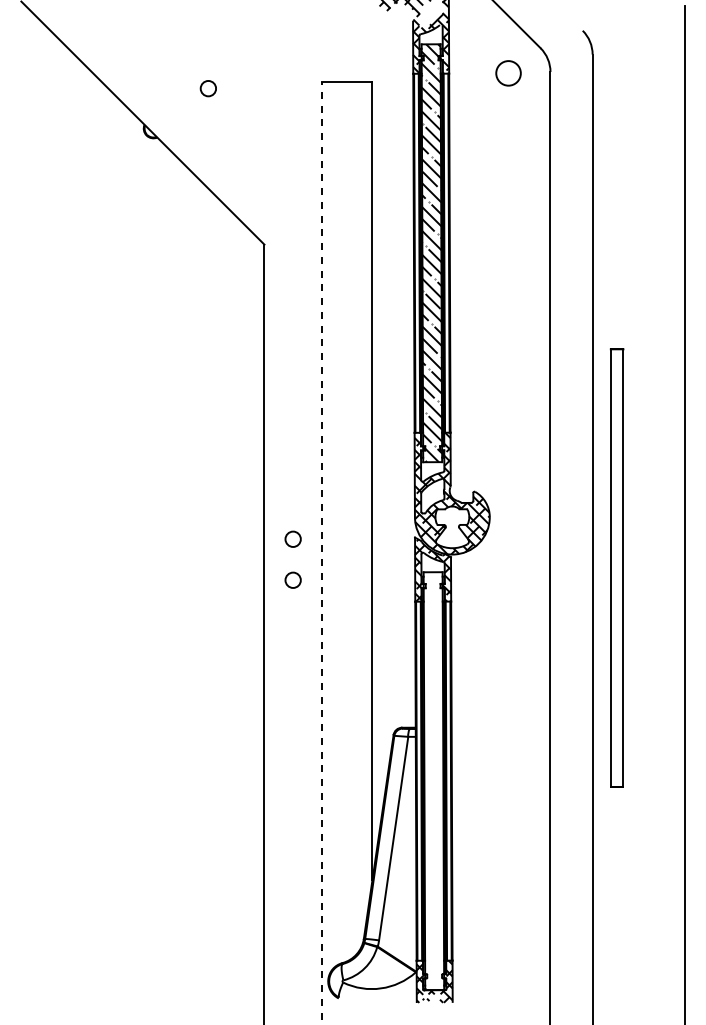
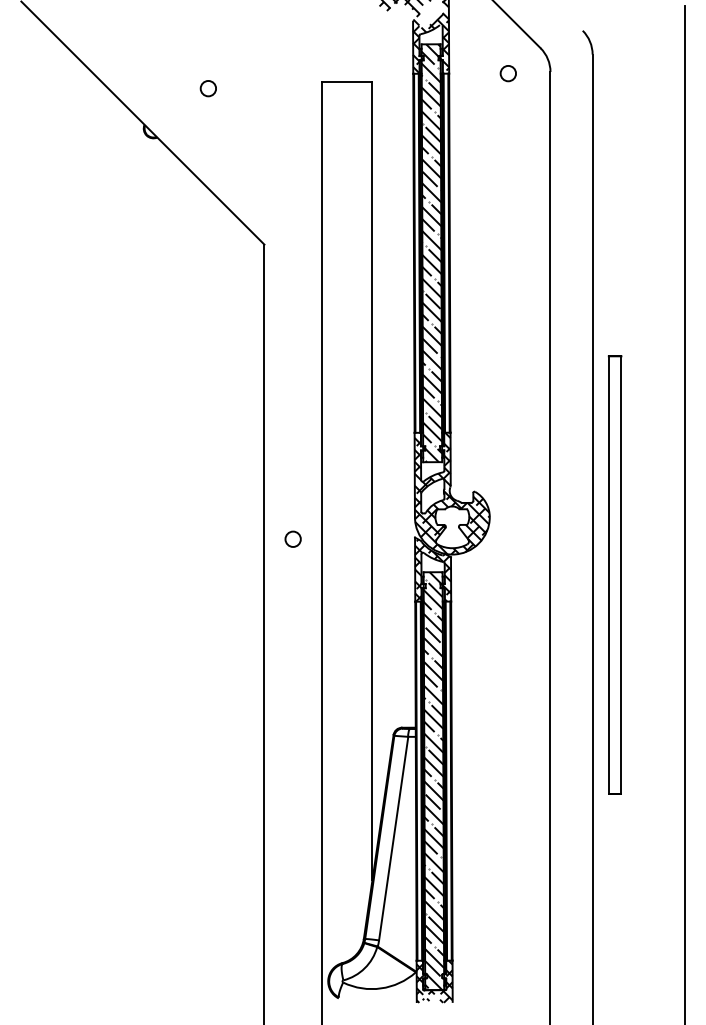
circle size: 27x27 px -> 18x18 px (507, 73)
line: dashed -> solid (321, 552)
part position: (616, 567) -> (614, 574) (614, 574)
circle: present -> none (292, 579)
hatch: none -> present (433, 781)
